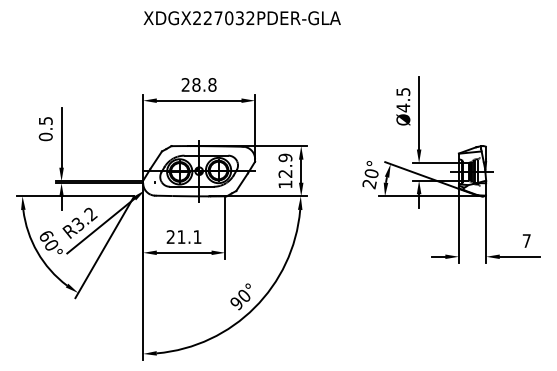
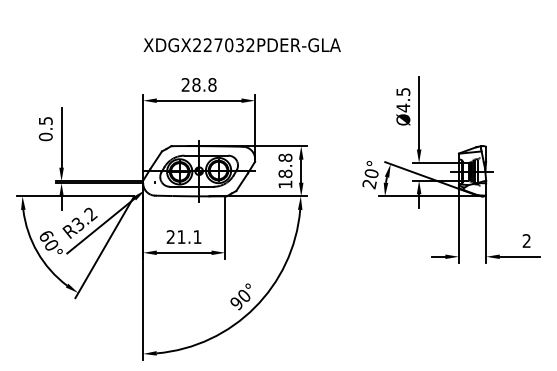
text position: (241, 18) -> (241, 45) (241, 45)
text: 12.9 -> 18.8 (285, 165)
text: 7 -> 2 (526, 240)
